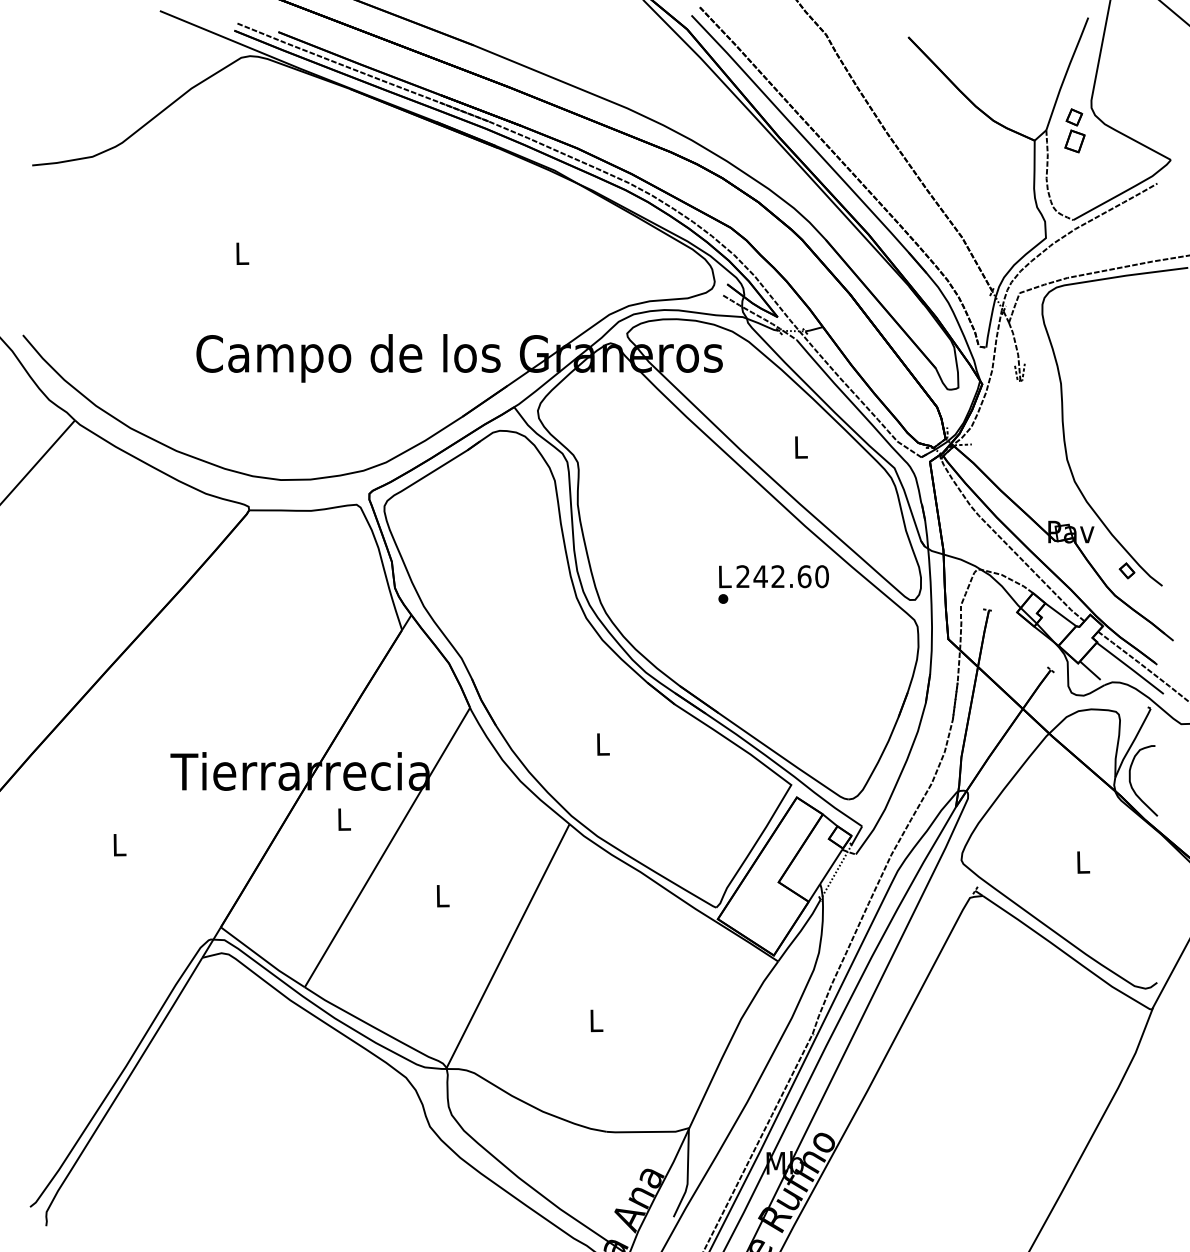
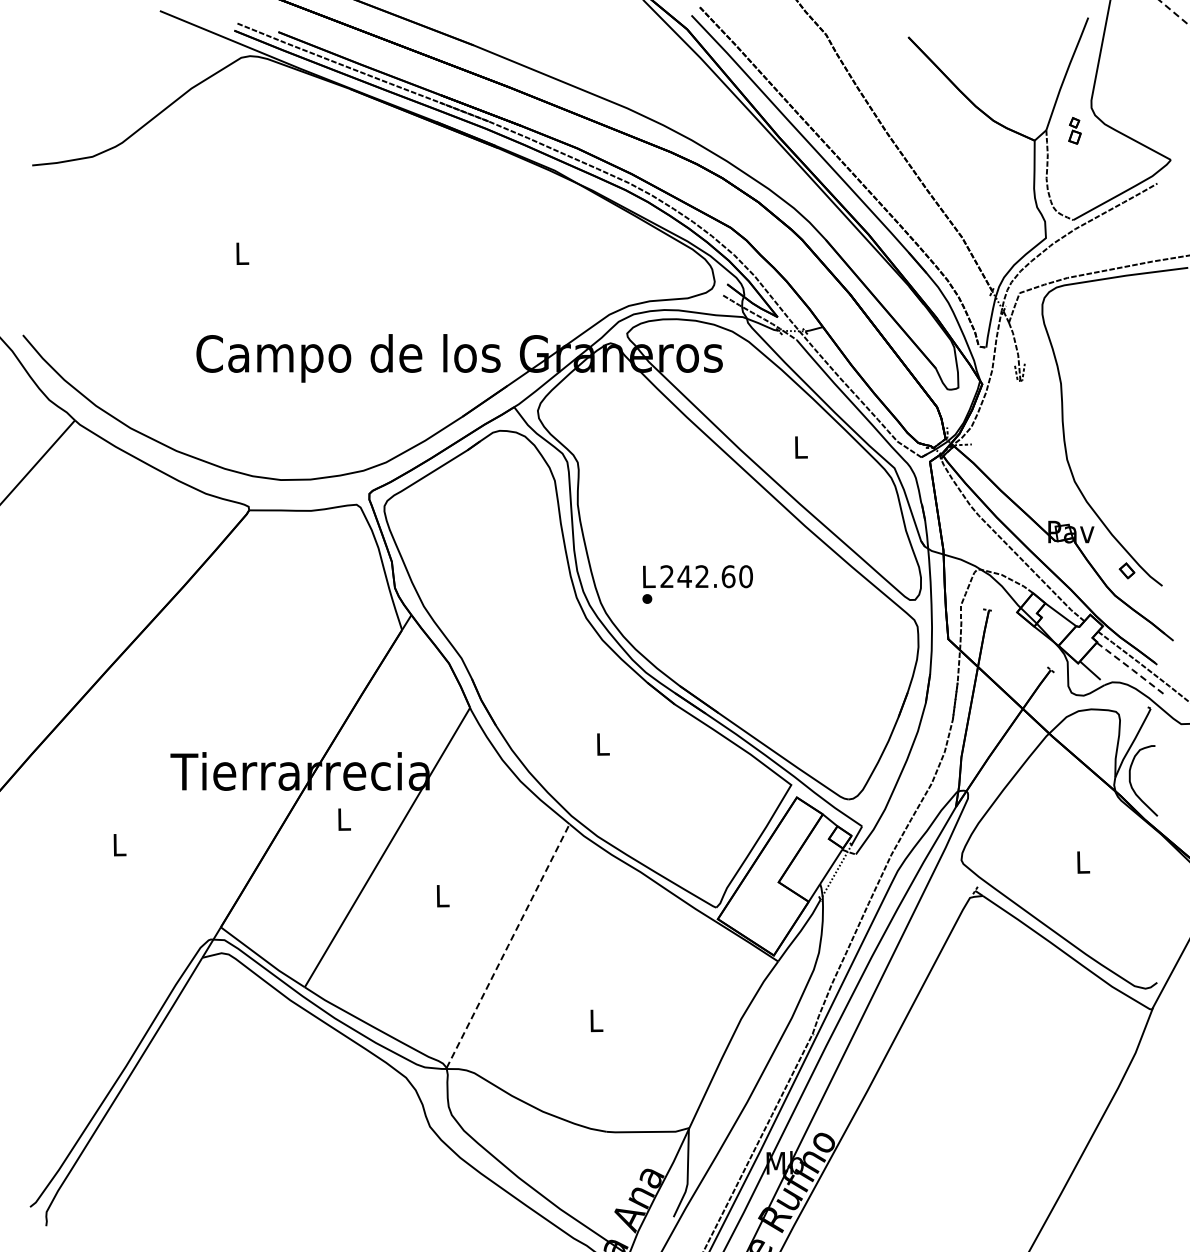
line: solid -> dashed (1174, 12)
part size: 22x46 px -> 14x28 px (1074, 130)
text position: (773, 584) -> (697, 584) (697, 584)
line: solid -> dashed (1130, 668)
line: solid -> dashed (508, 946)
